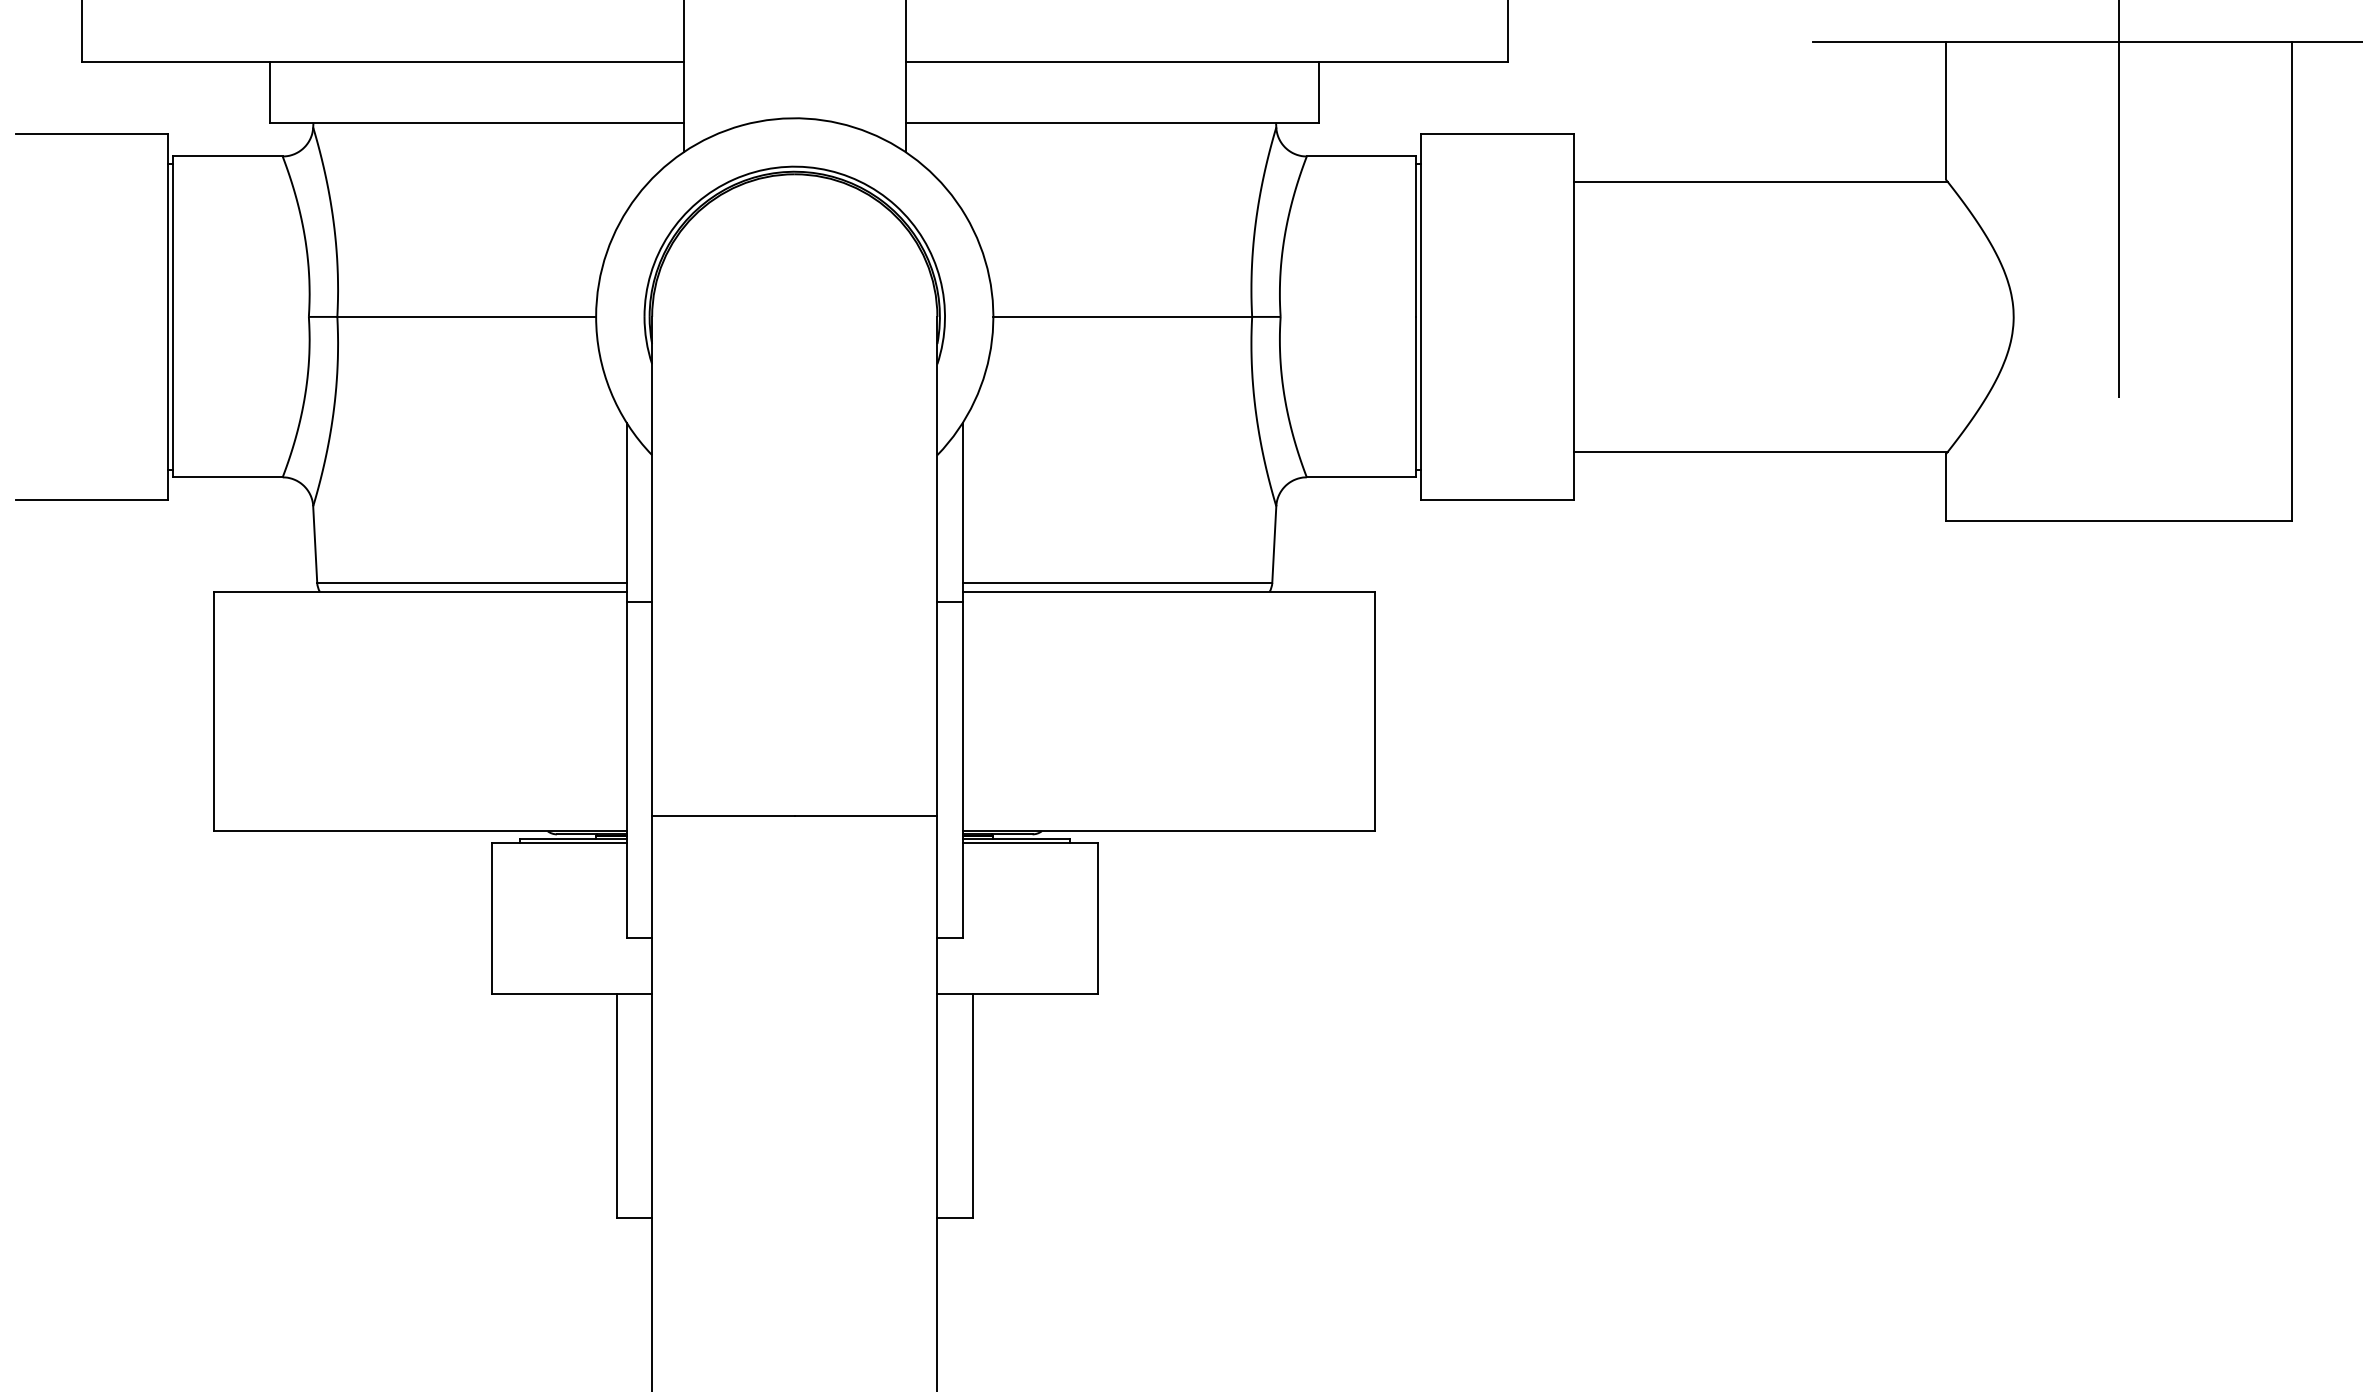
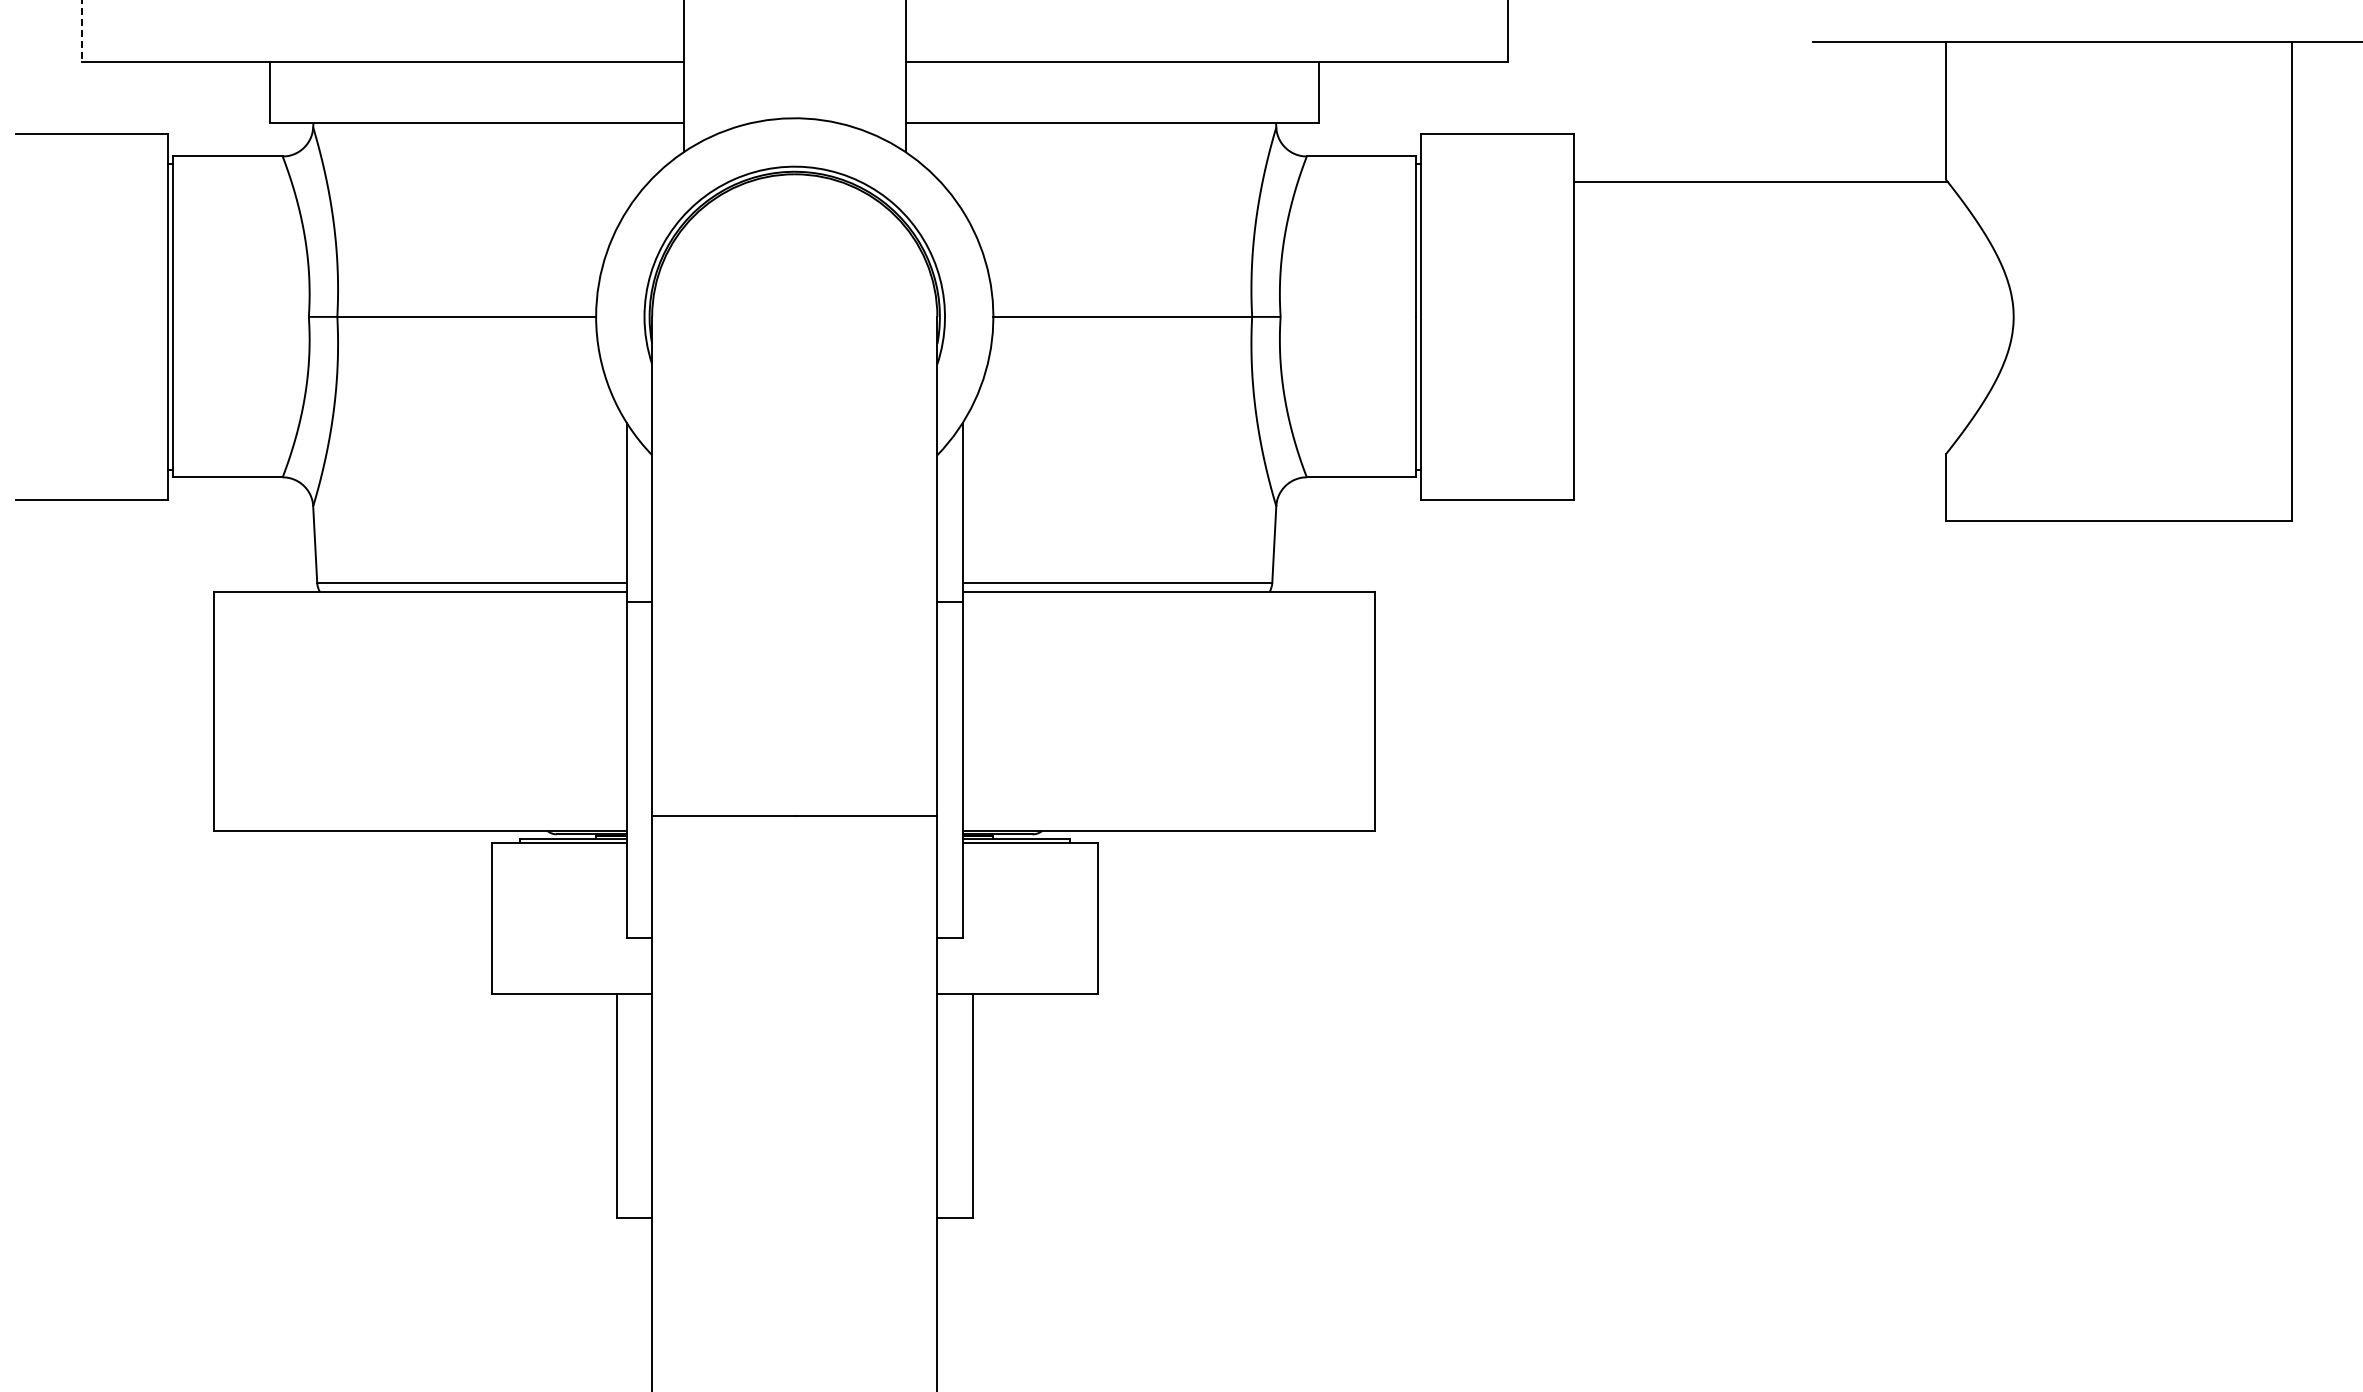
line: solid -> dashed (81, 31)
line: present -> none (2118, 200)
line: present -> none (1760, 451)
